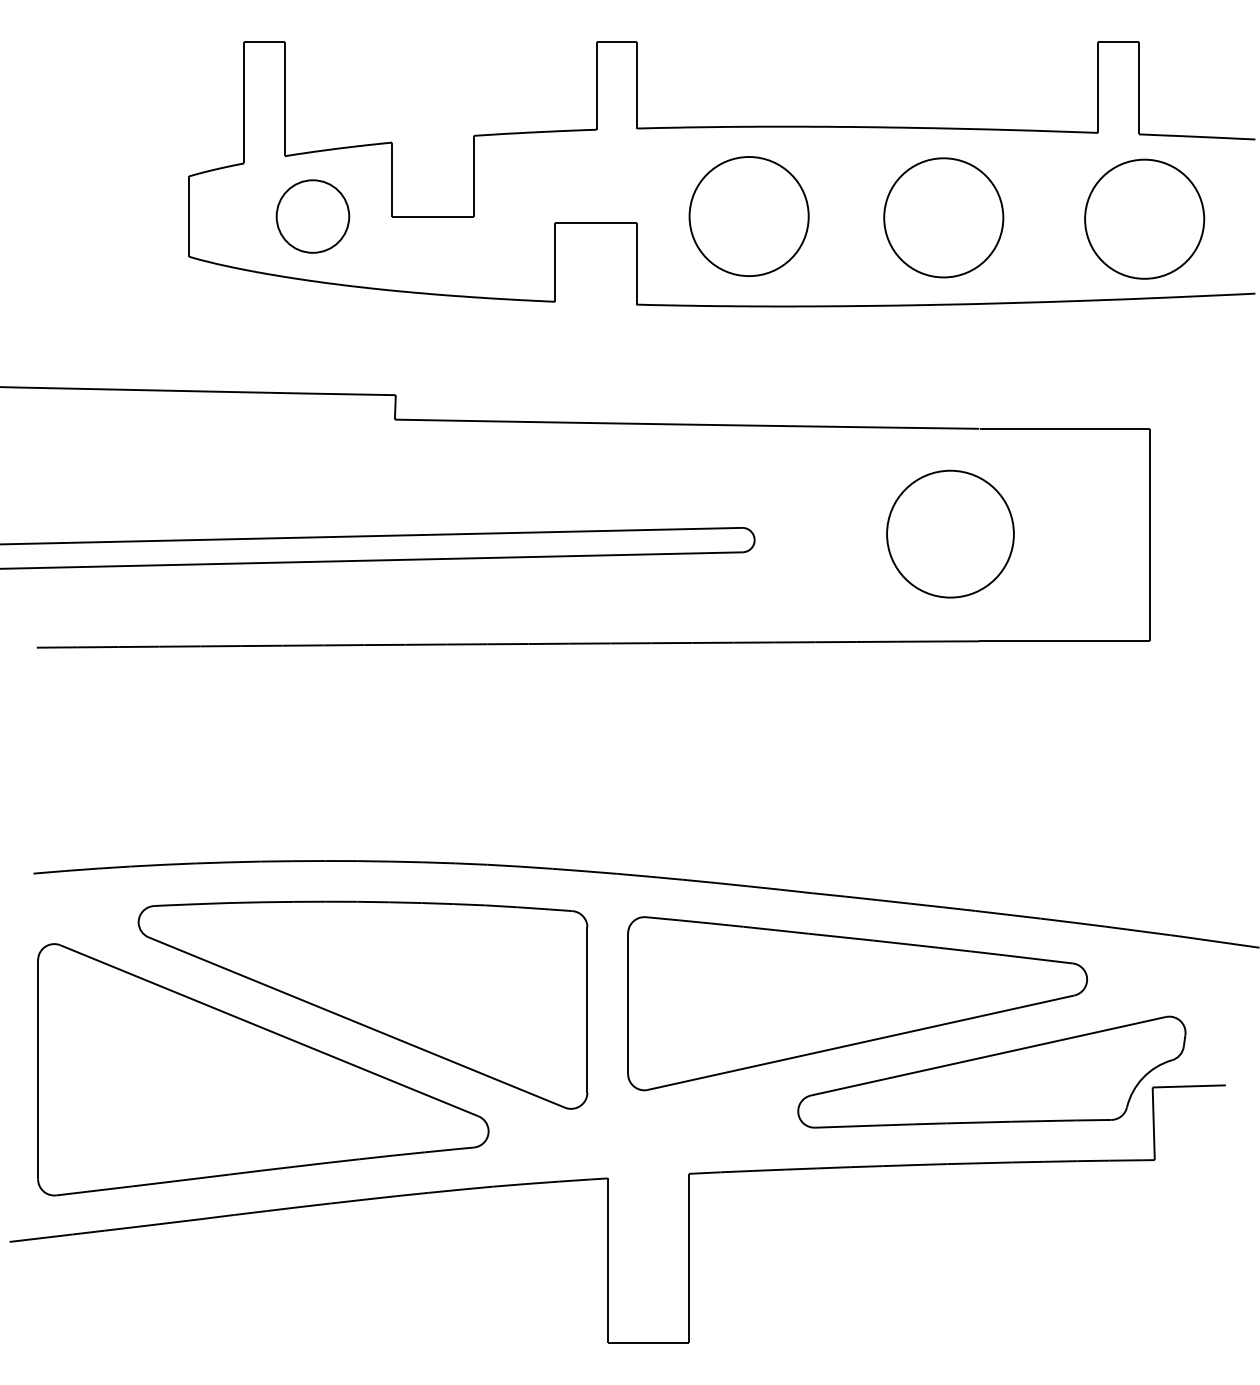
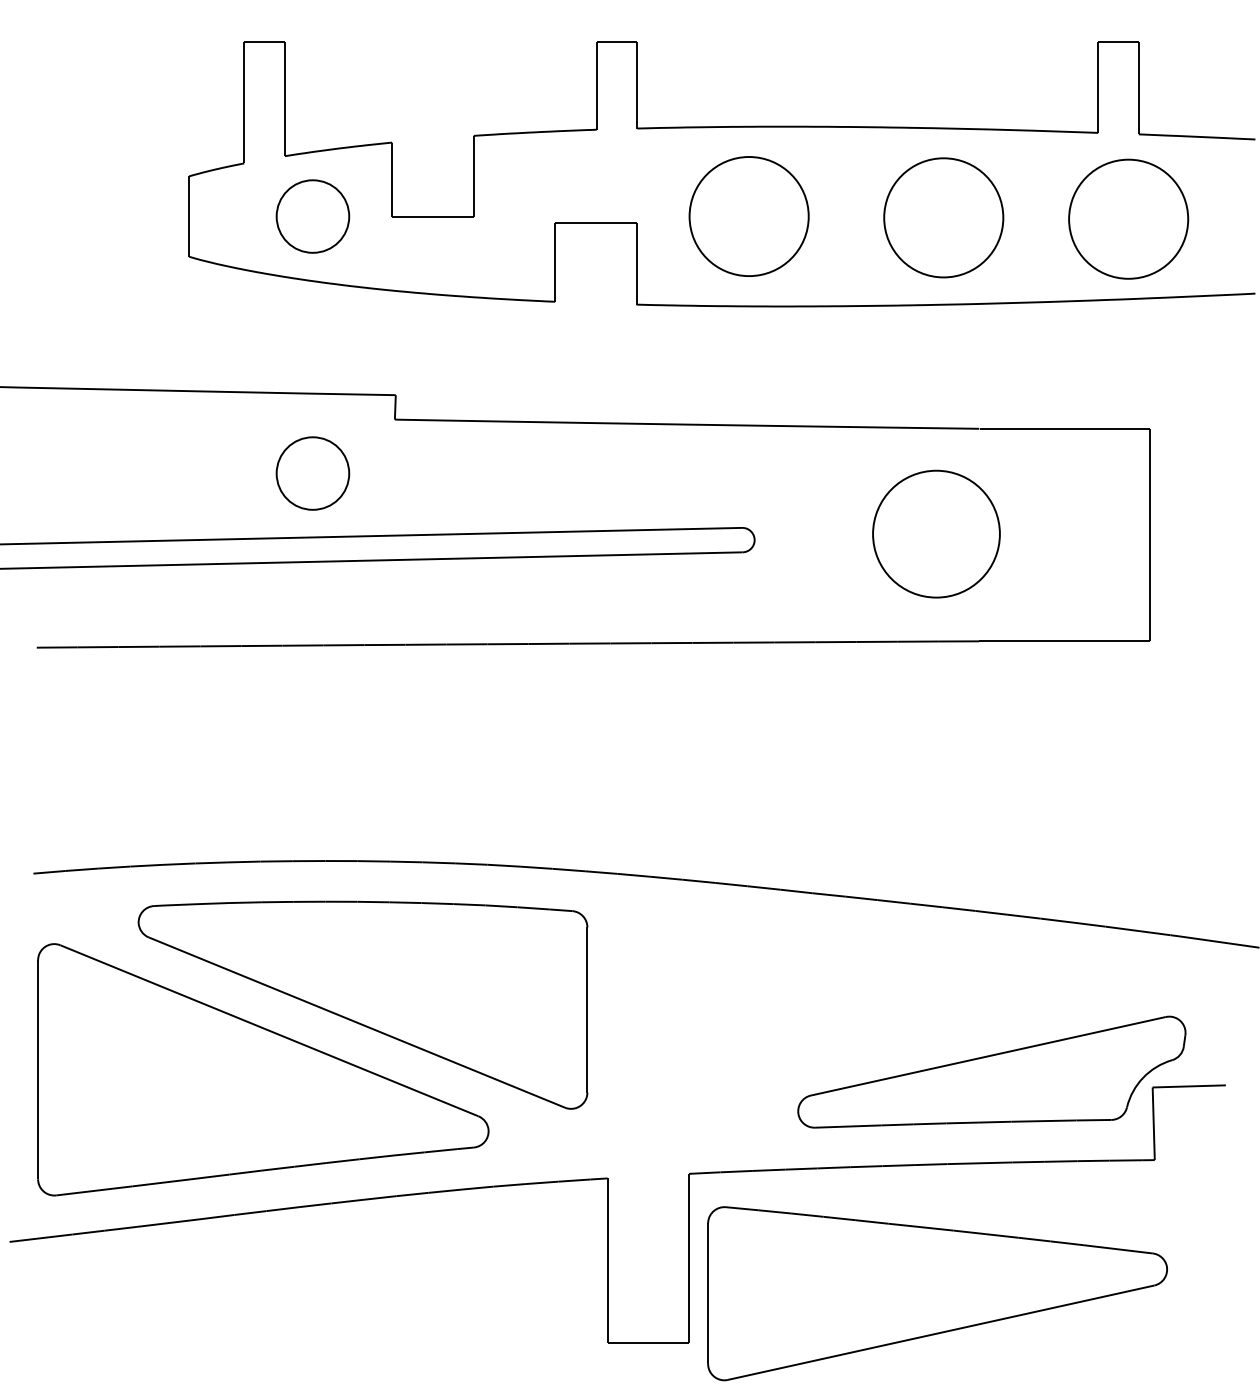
part position: (1144, 218) -> (1128, 218) (1128, 218)
part: none -> present (312, 473)
part position: (950, 533) -> (936, 533) (936, 533)
part position: (857, 1003) -> (937, 1293) (937, 1293)
